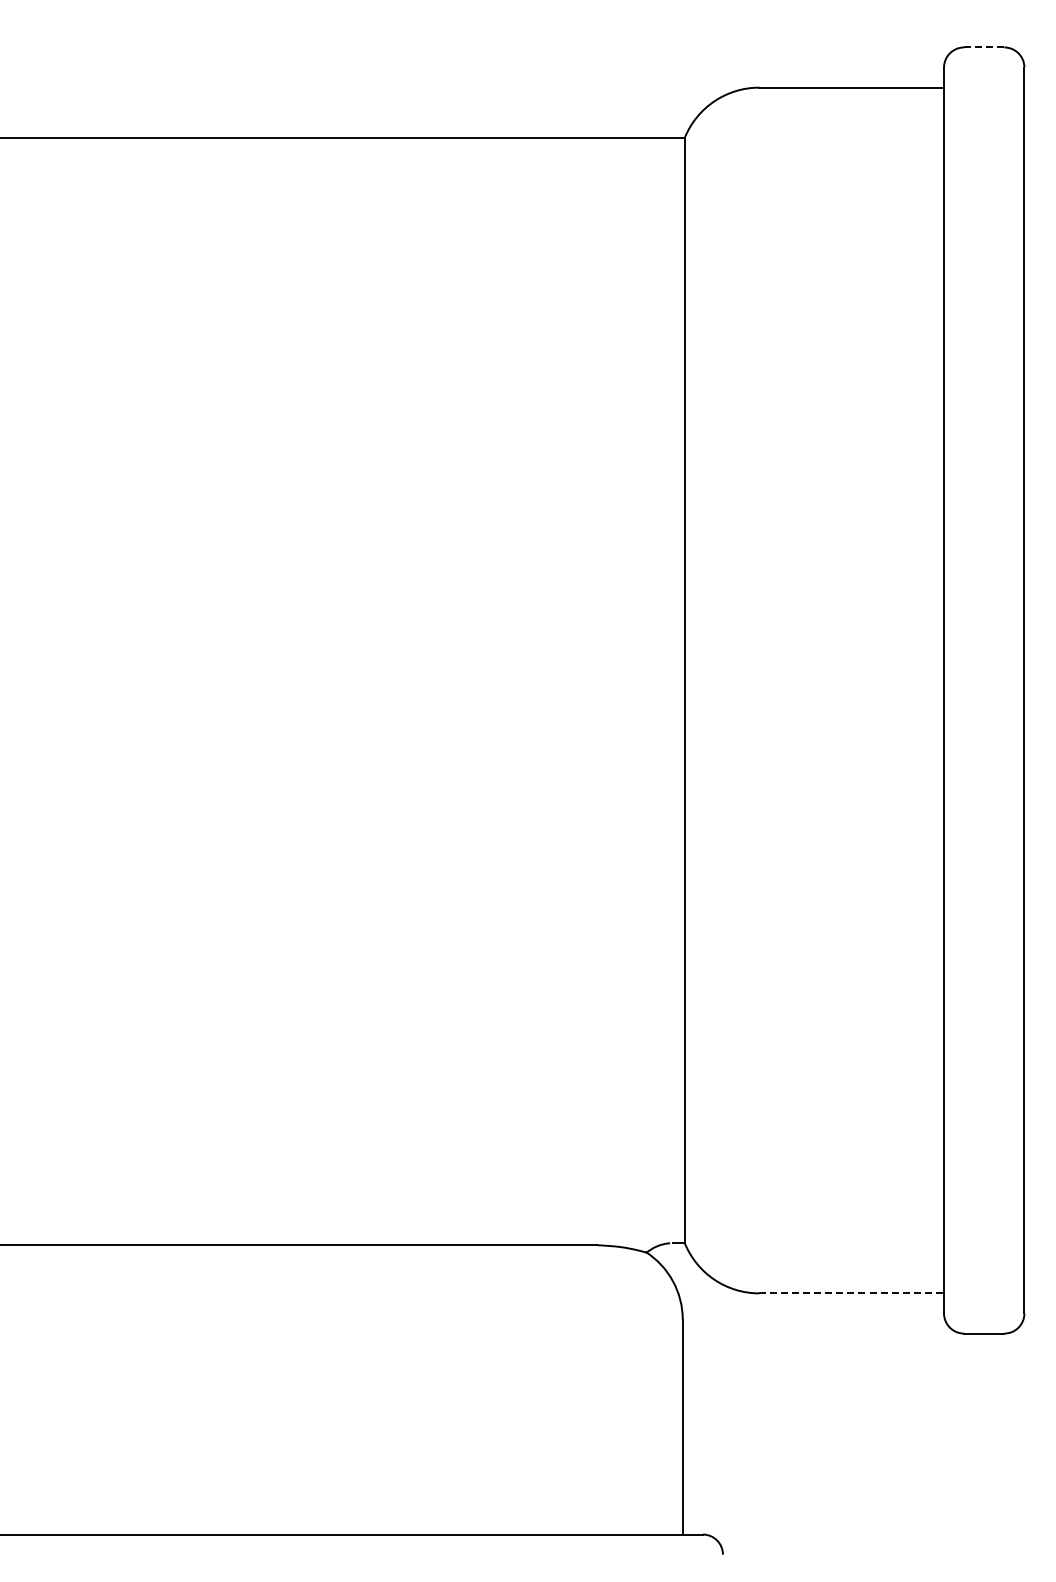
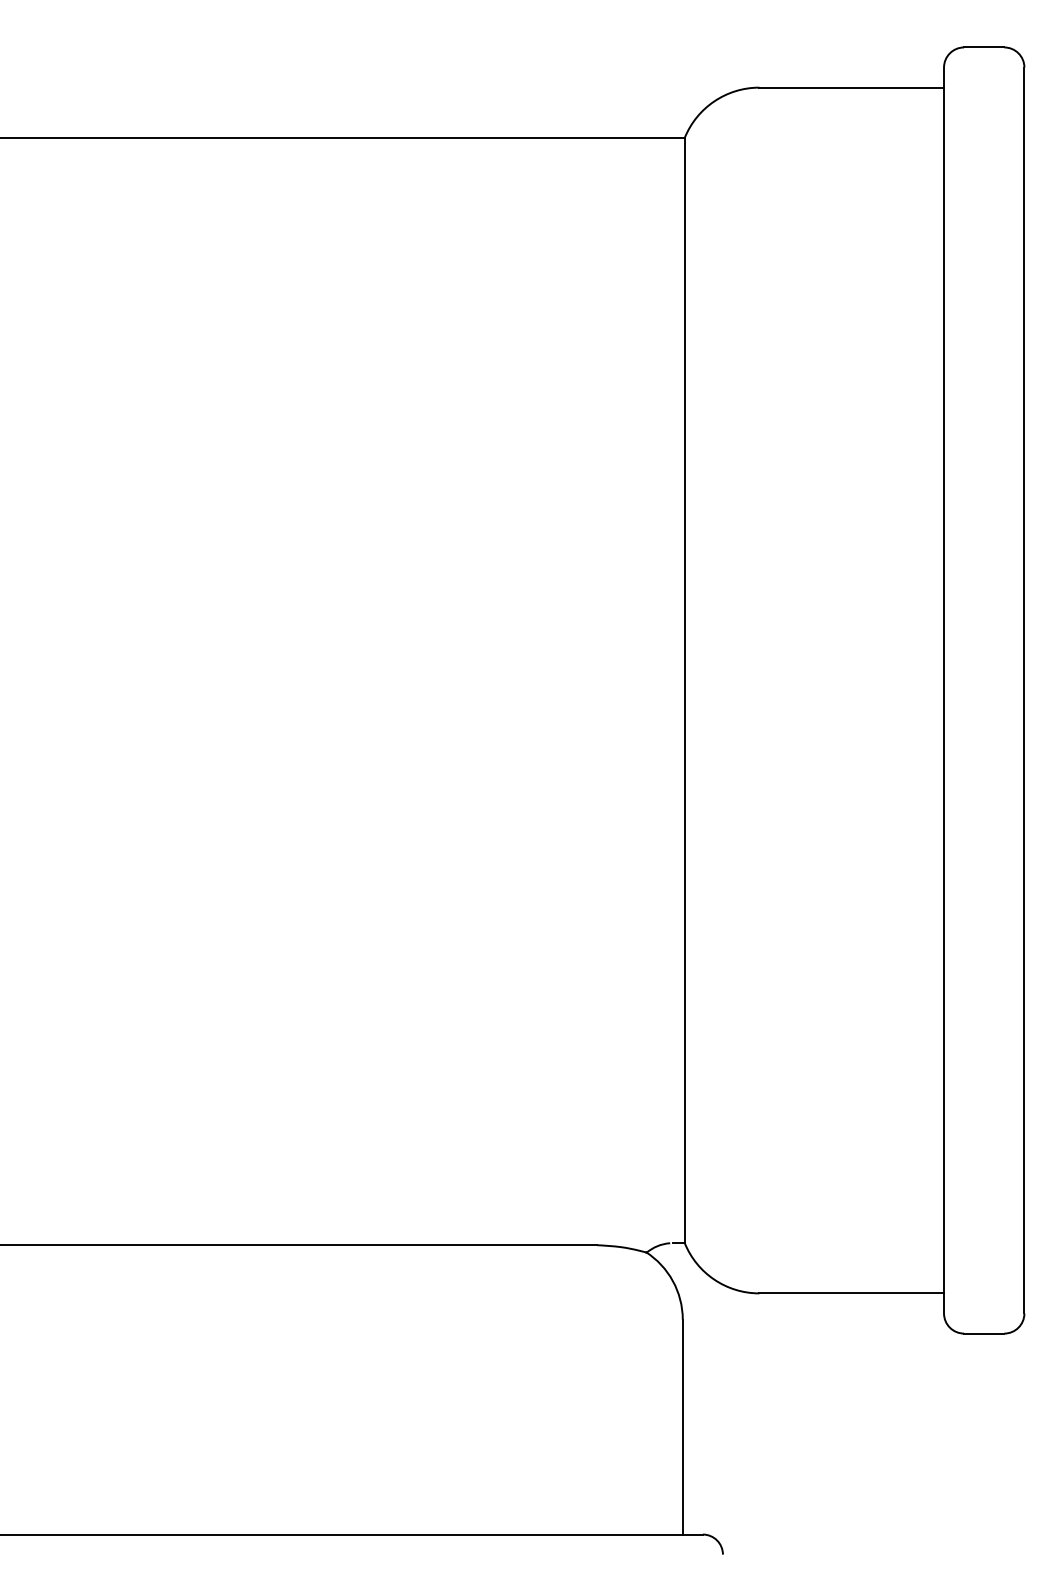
line: dashed -> solid (983, 47)
line: dashed -> solid (852, 1293)
